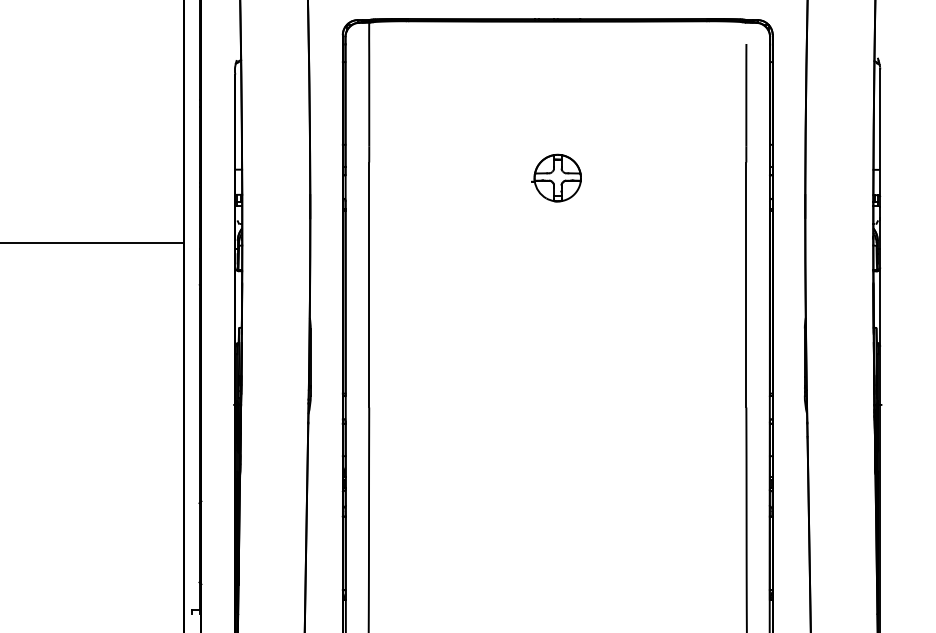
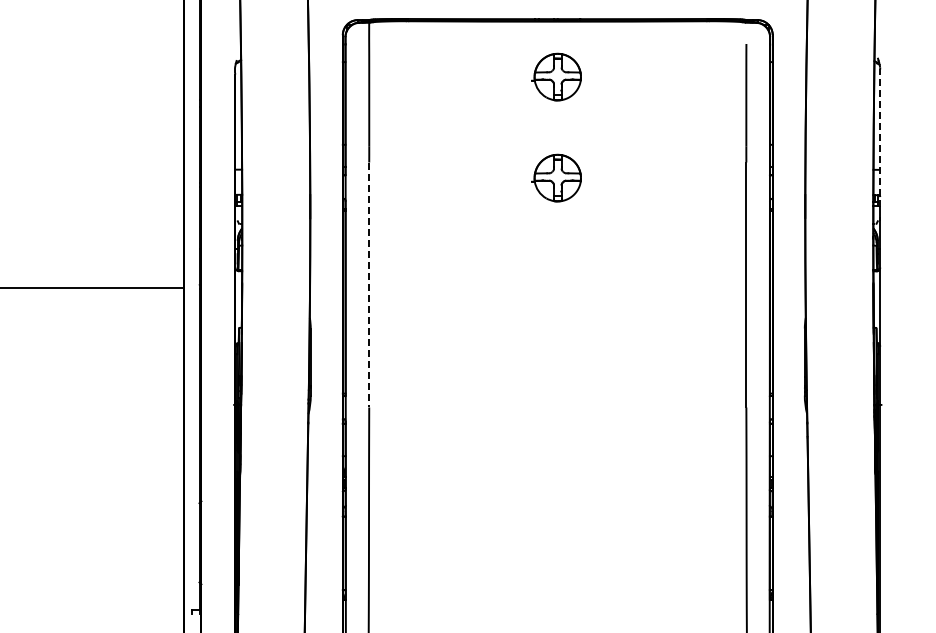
part: none -> present (556, 76)
line: solid -> dashed (880, 138)
line position: (93, 243) -> (93, 288) (93, 288)
line: solid -> dashed (369, 285)
